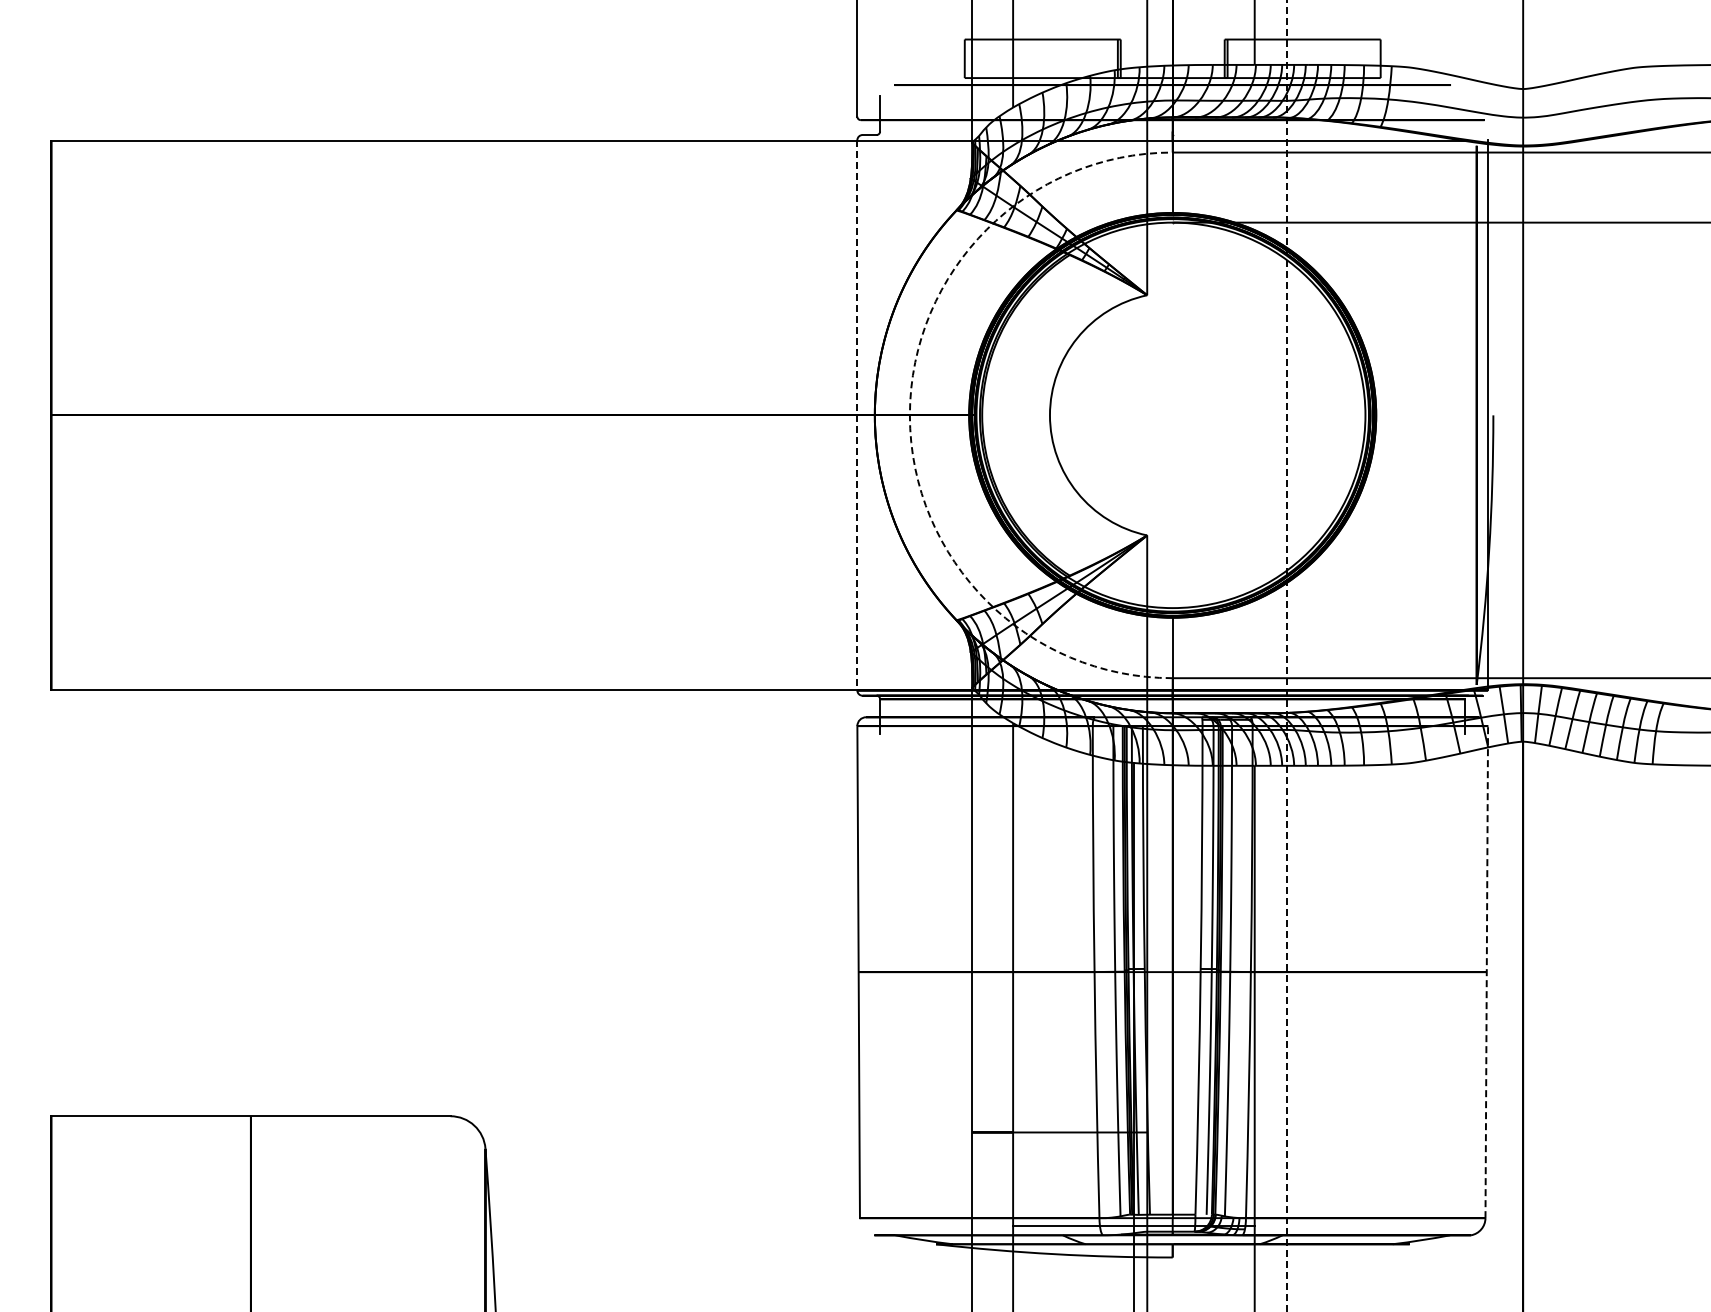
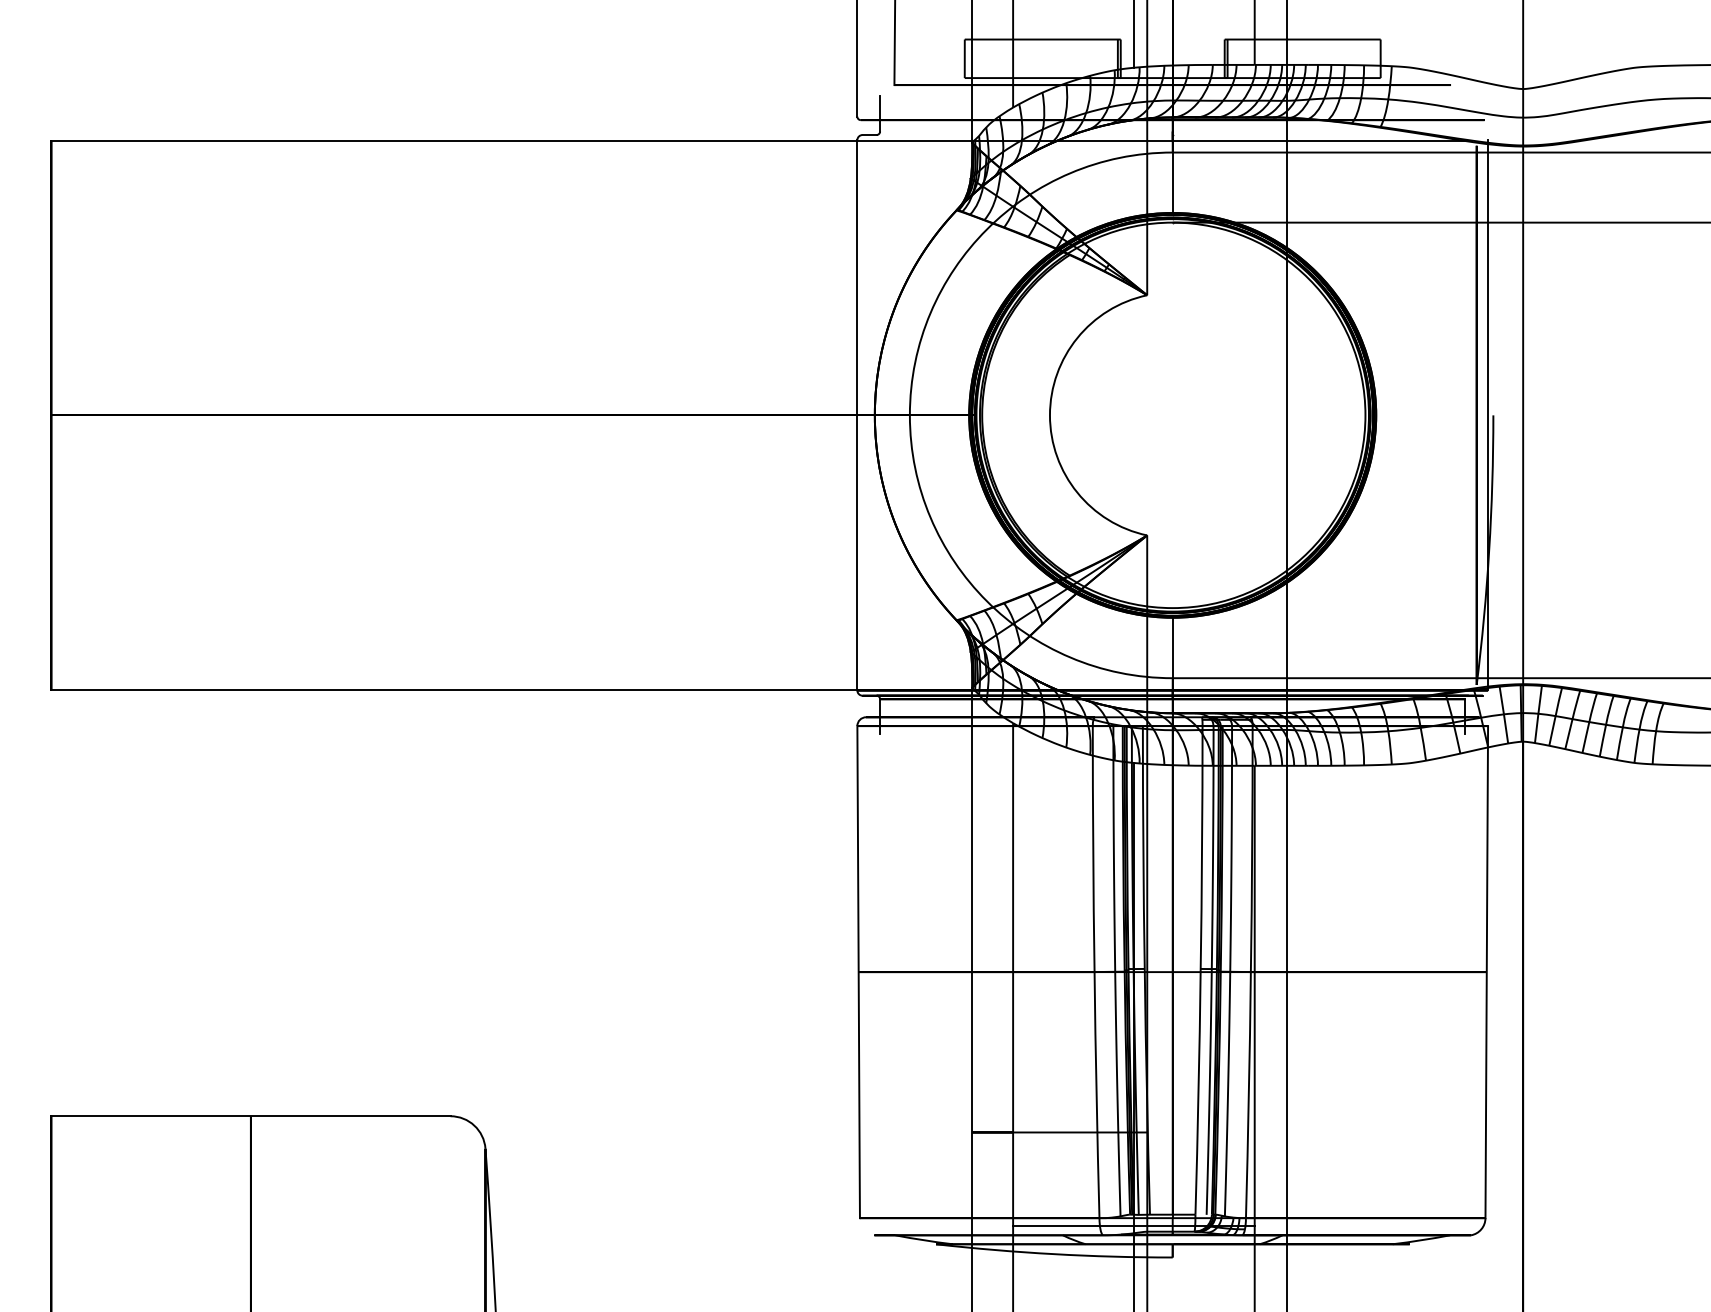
line: none -> present (1133, 34)
line: none -> present (894, 43)
line: dashed -> solid (857, 415)
arc: dashed -> solid (909, 415)
line: dashed -> solid (1286, 655)
line: dashed -> solid (1486, 971)
